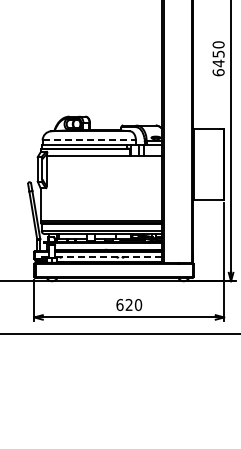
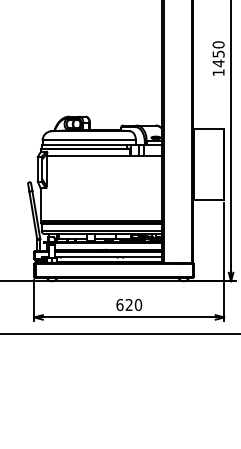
text: 6450 -> 1450 (218, 72)
line: dashed -> solid (89, 140)
line: dashed -> solid (108, 256)
